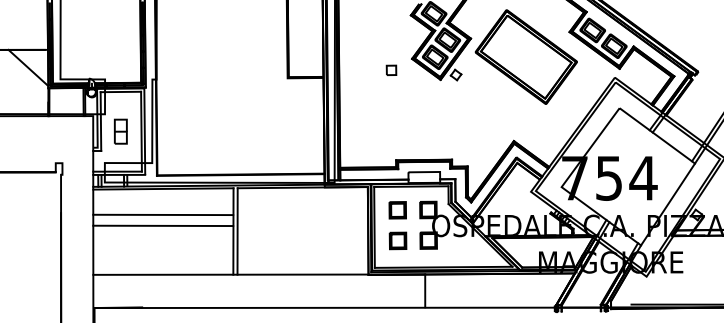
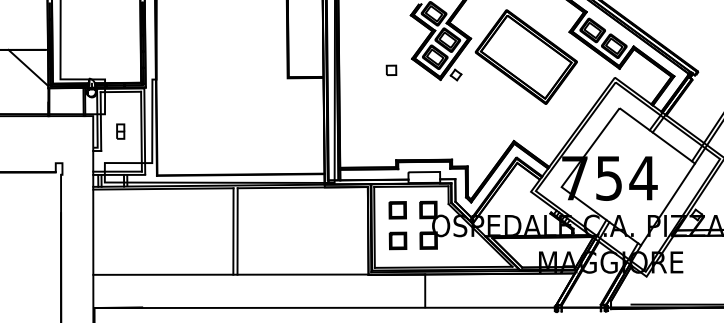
part size: 15x27 px -> 10x17 px (120, 131)
line: present -> none (163, 214)
line: present -> none (163, 225)
